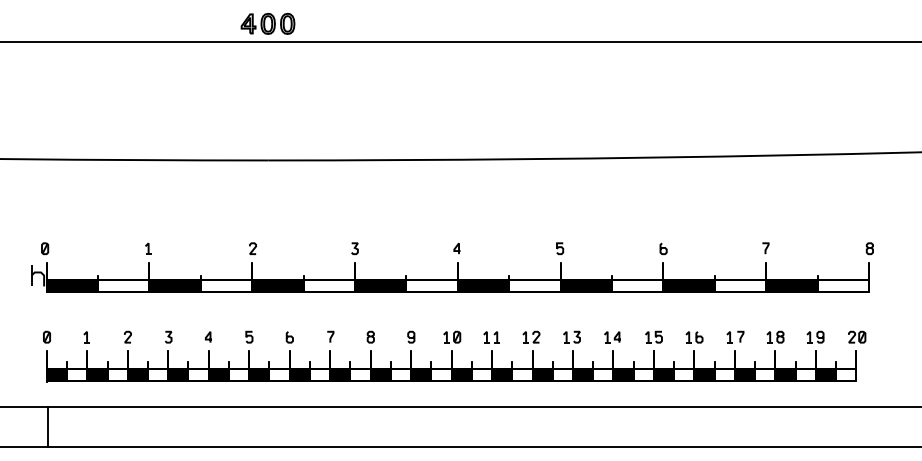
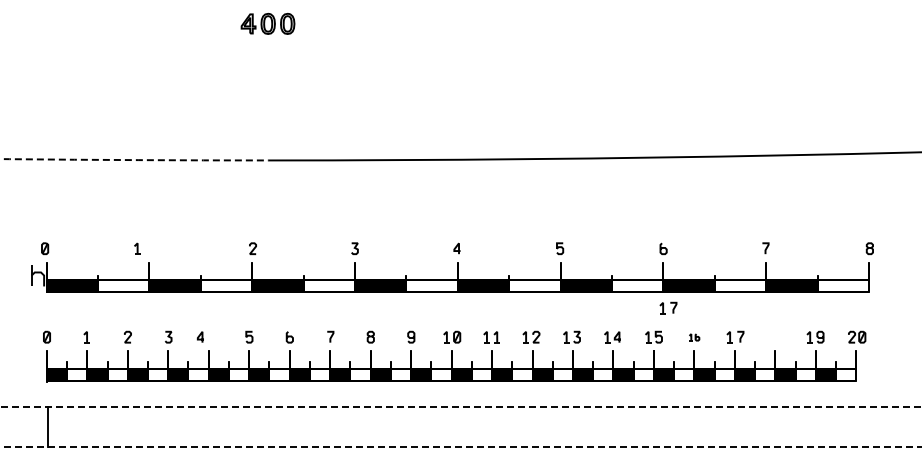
line: present -> none (460, 41)
arc: solid -> dashed (134, 160)
part position: (148, 248) -> (137, 248) (137, 248)
part: none -> present (668, 307)
curve position: (207, 336) -> (199, 336) (199, 336)
part: present -> none (775, 336)
part size: 19x13 px -> 12x9 px (694, 337)
line: solid -> dashed (461, 406)
line: solid -> dashed (460, 447)
